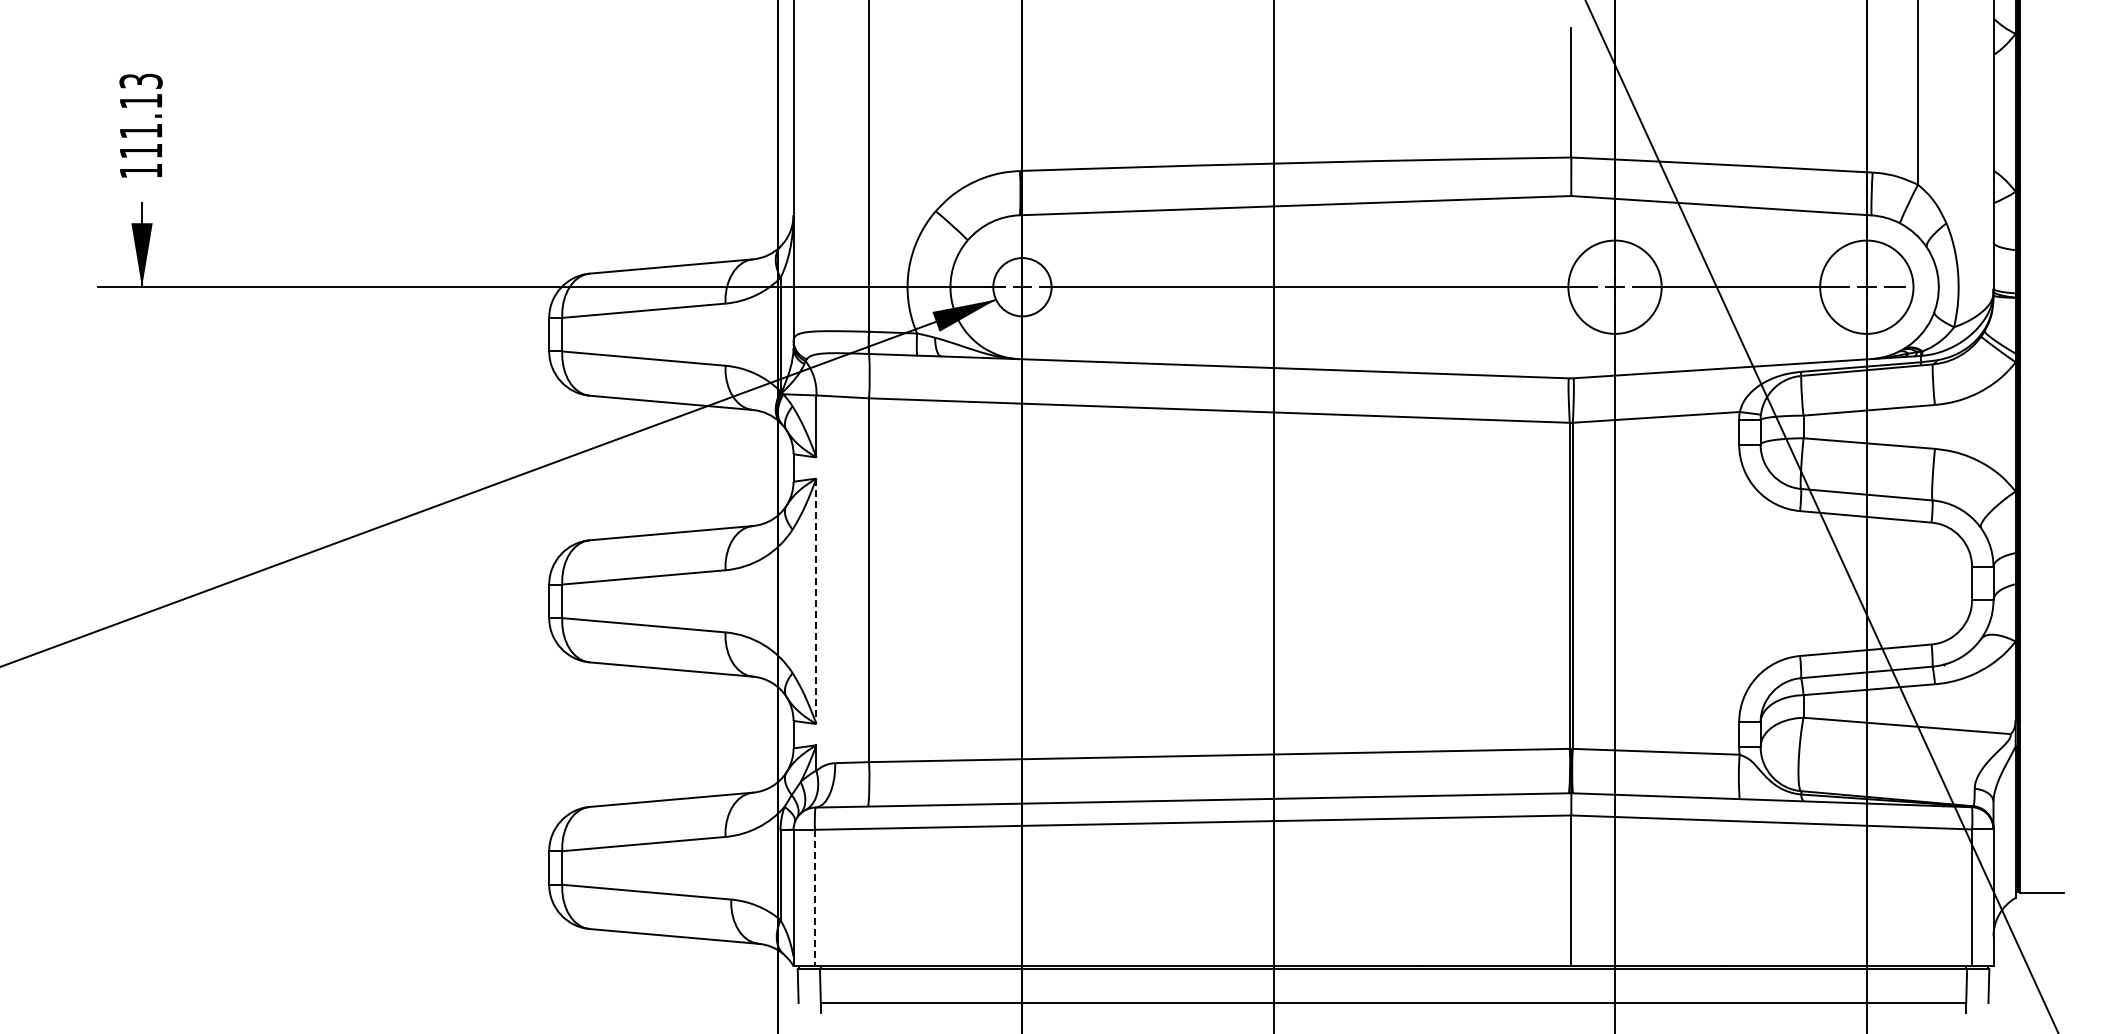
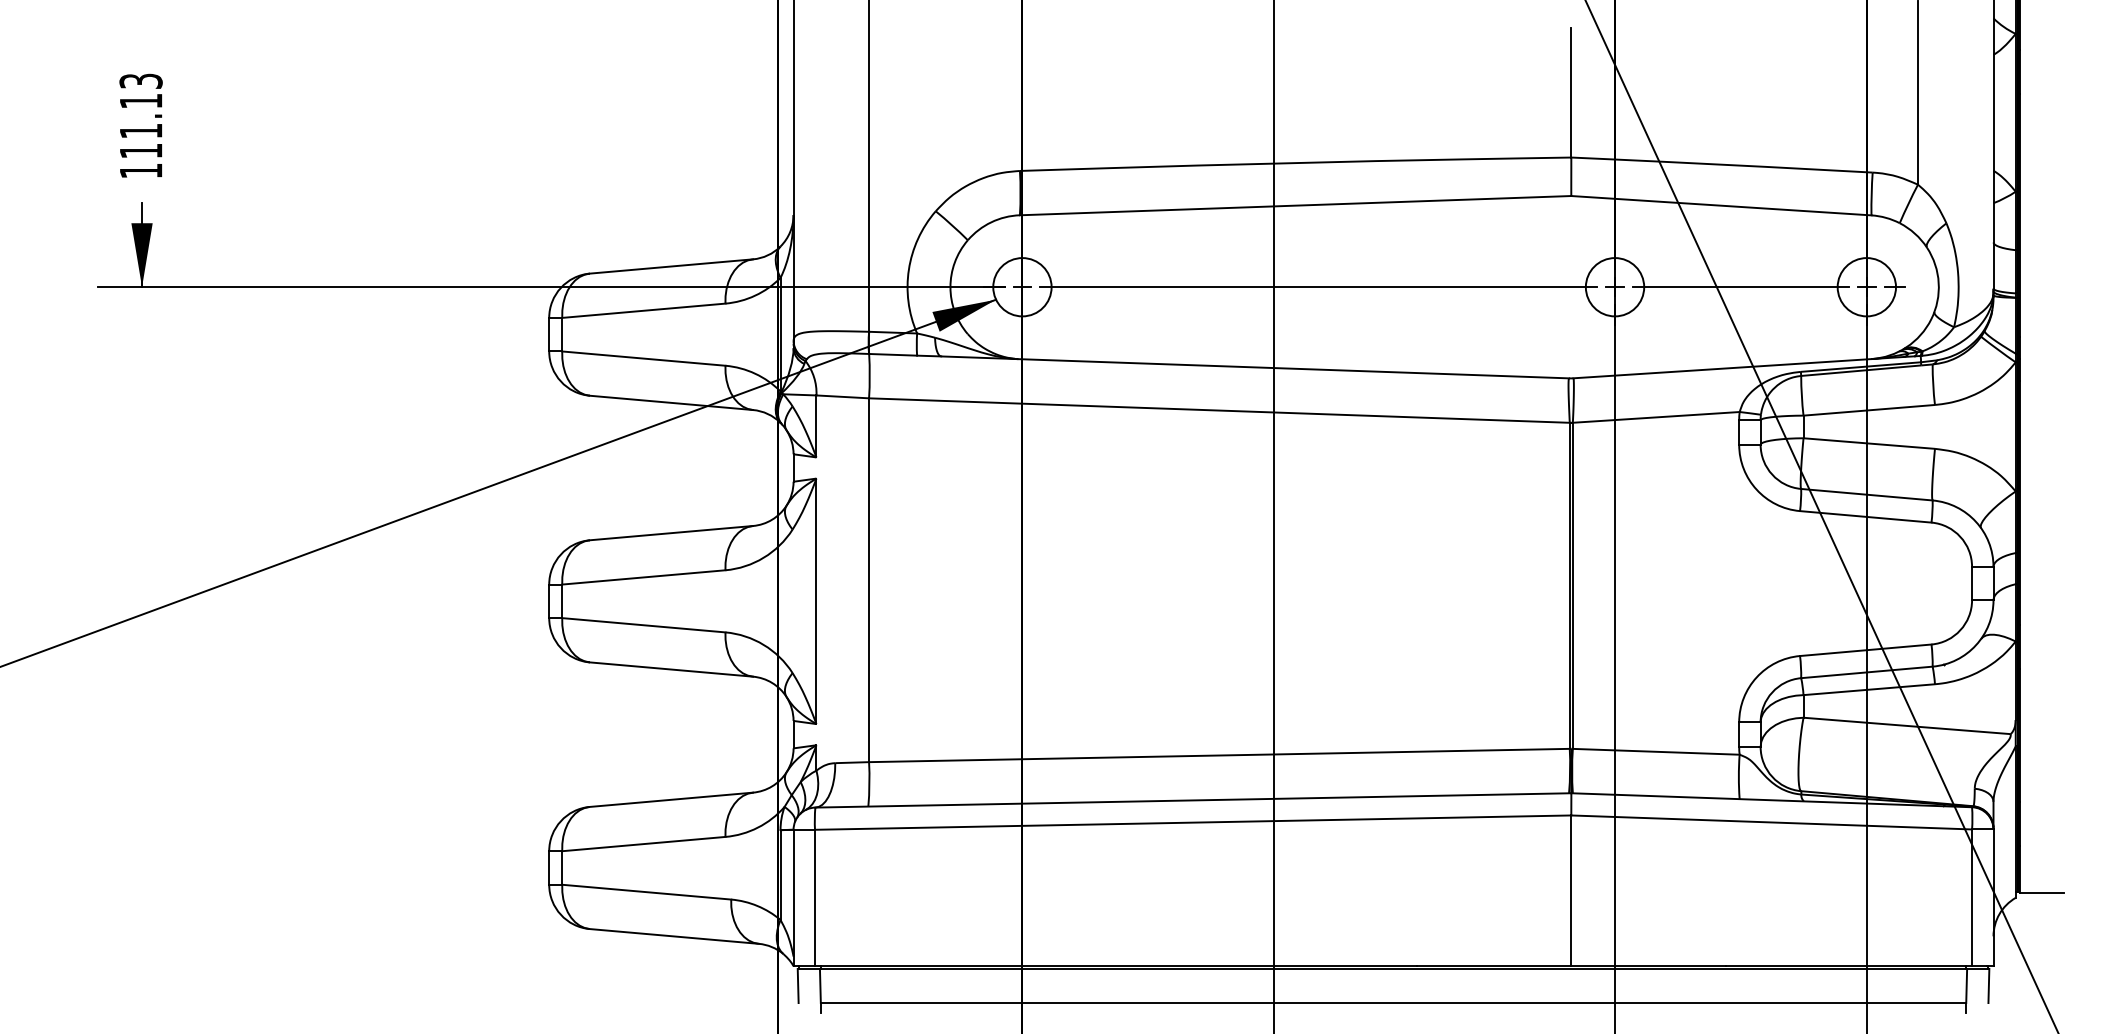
circle diameter: 93 px -> 58 px (1614, 287)
circle diameter: 93 px -> 58 px (1866, 287)
line: dashed -> solid (816, 601)
line: dashed -> solid (815, 898)
